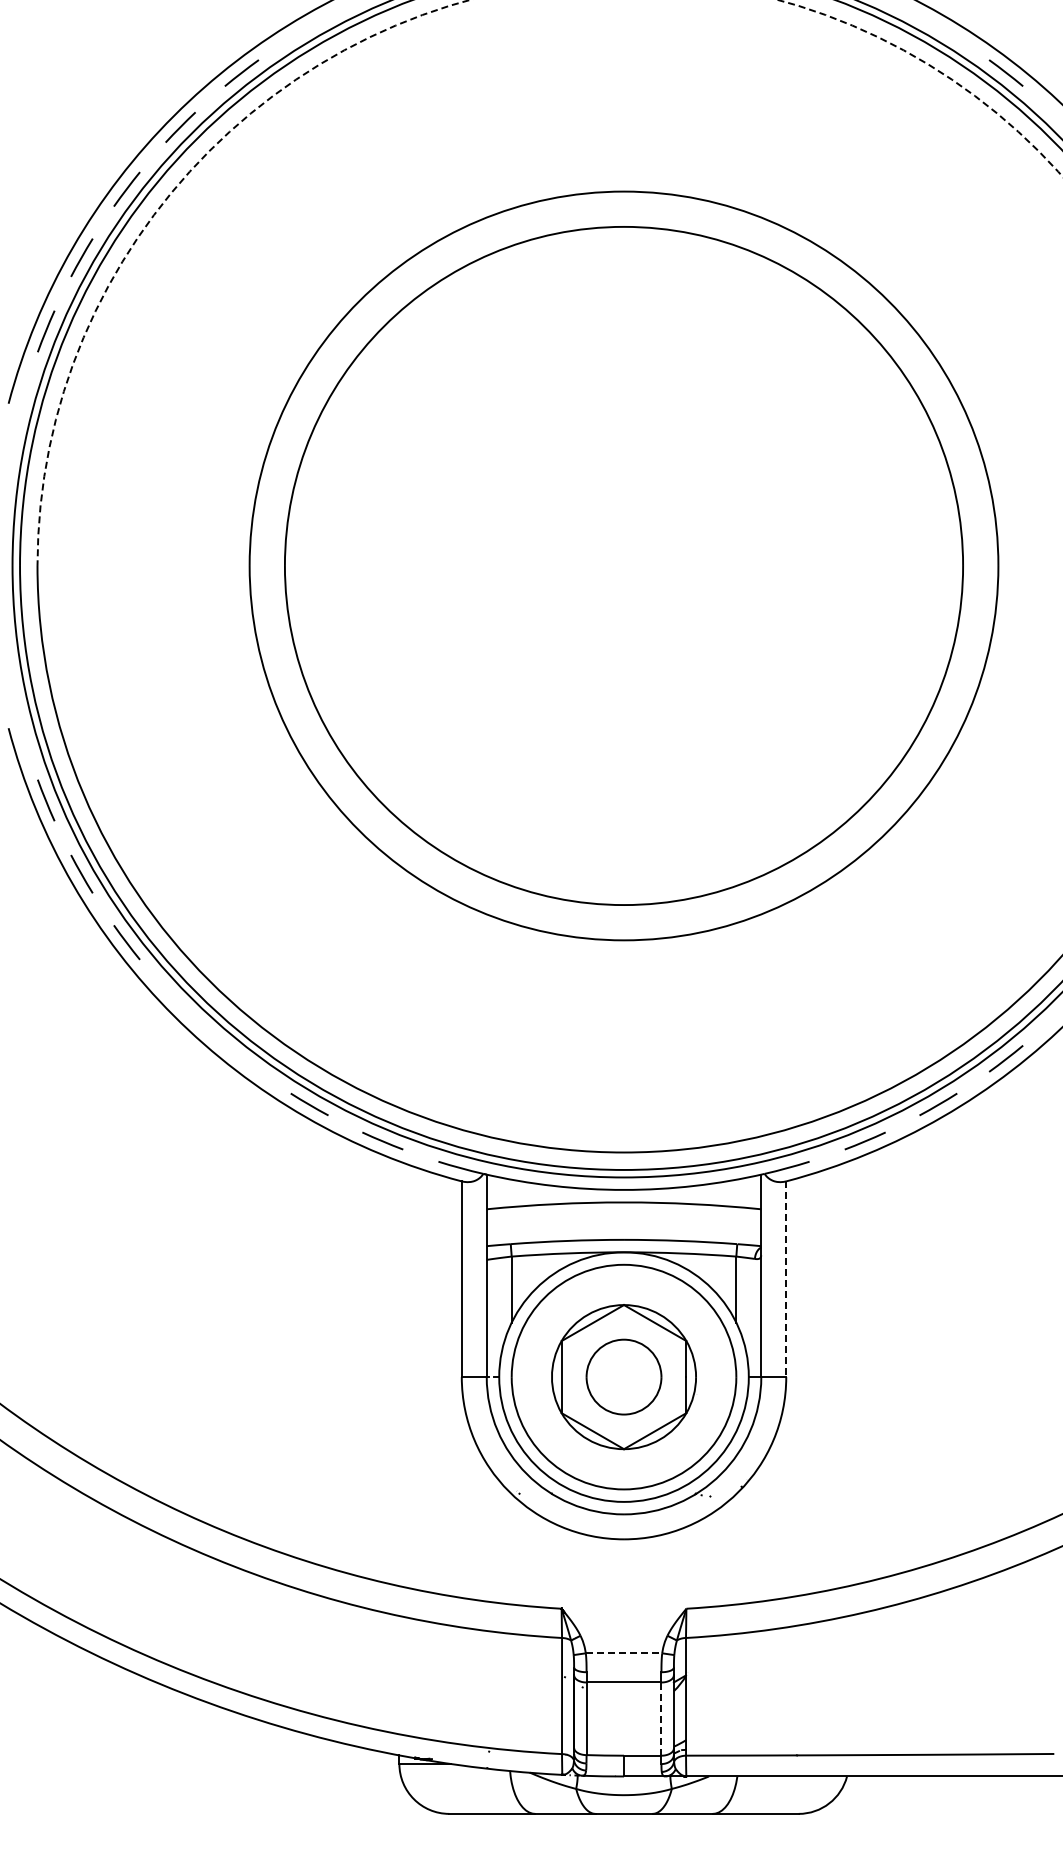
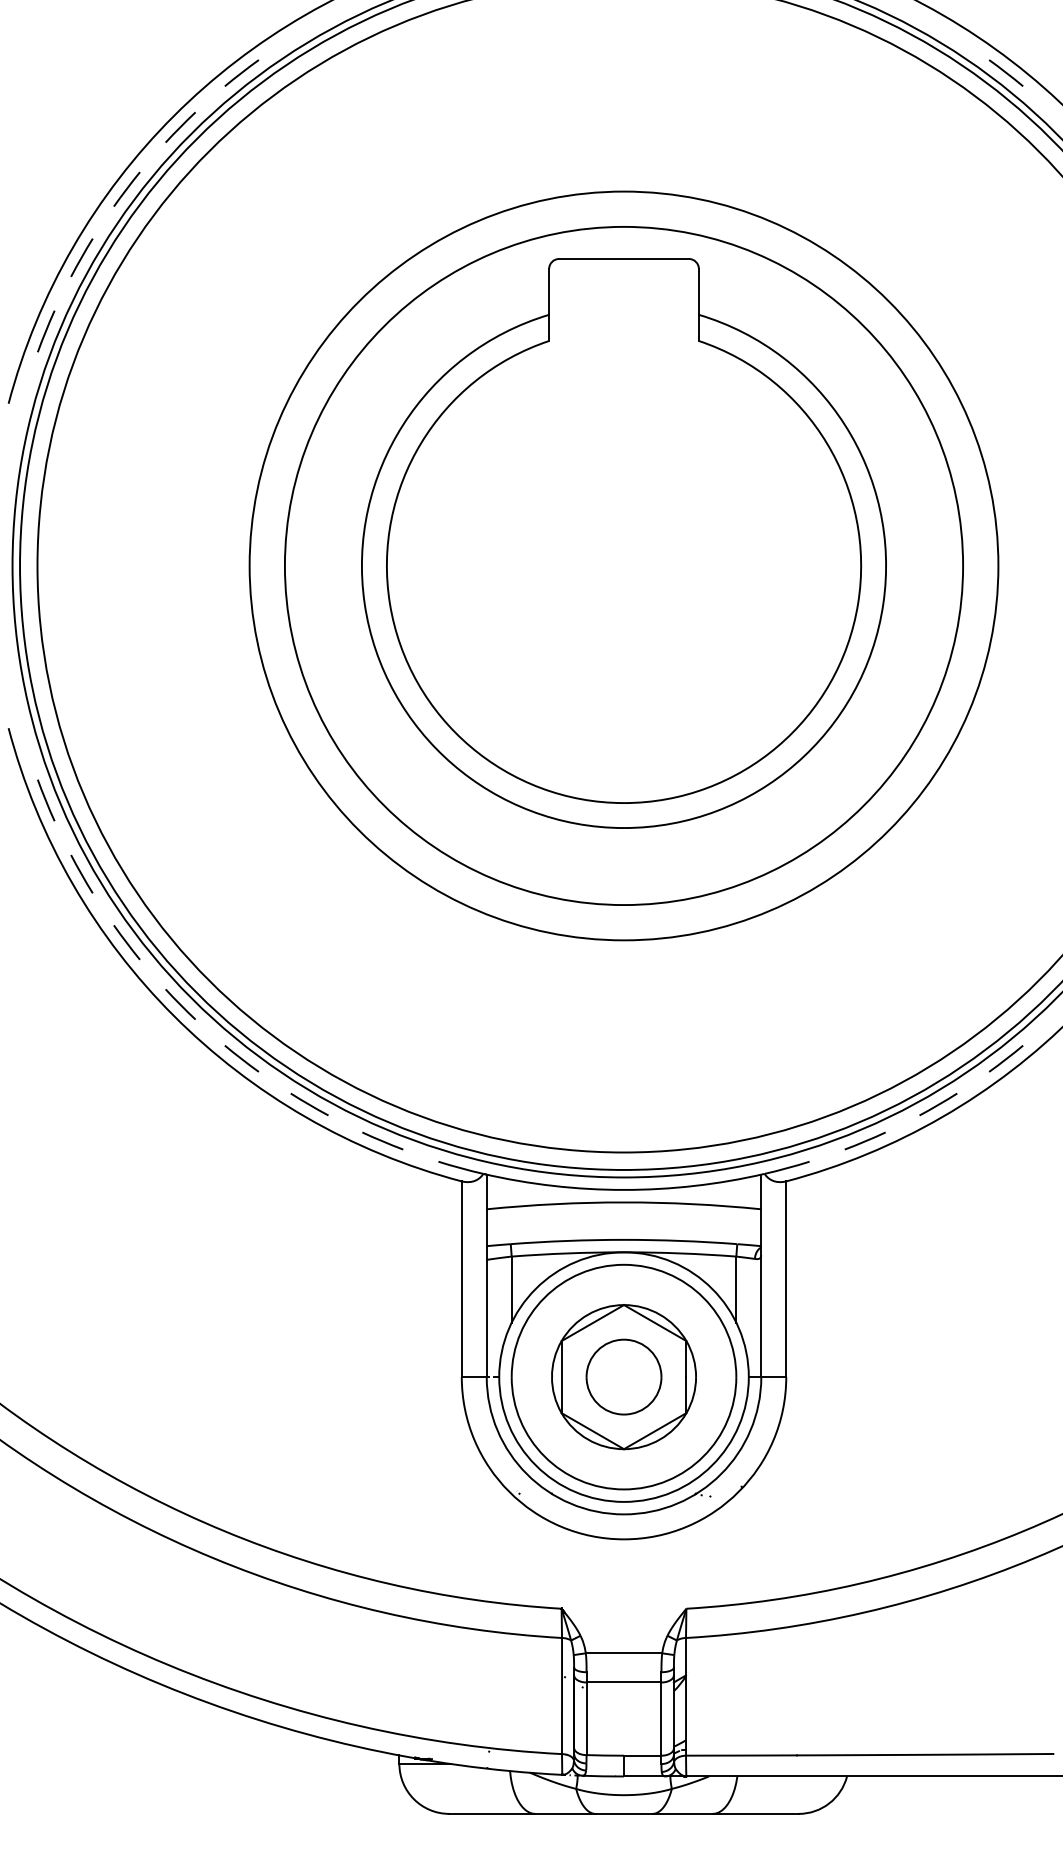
arc: dashed -> solid (278, 92)
part: none -> present (623, 543)
line: none -> present (180, 1004)
line: none -> present (241, 1058)
line: dashed -> solid (786, 1279)
line: dashed -> solid (624, 1653)
line: dashed -> solid (661, 1719)
